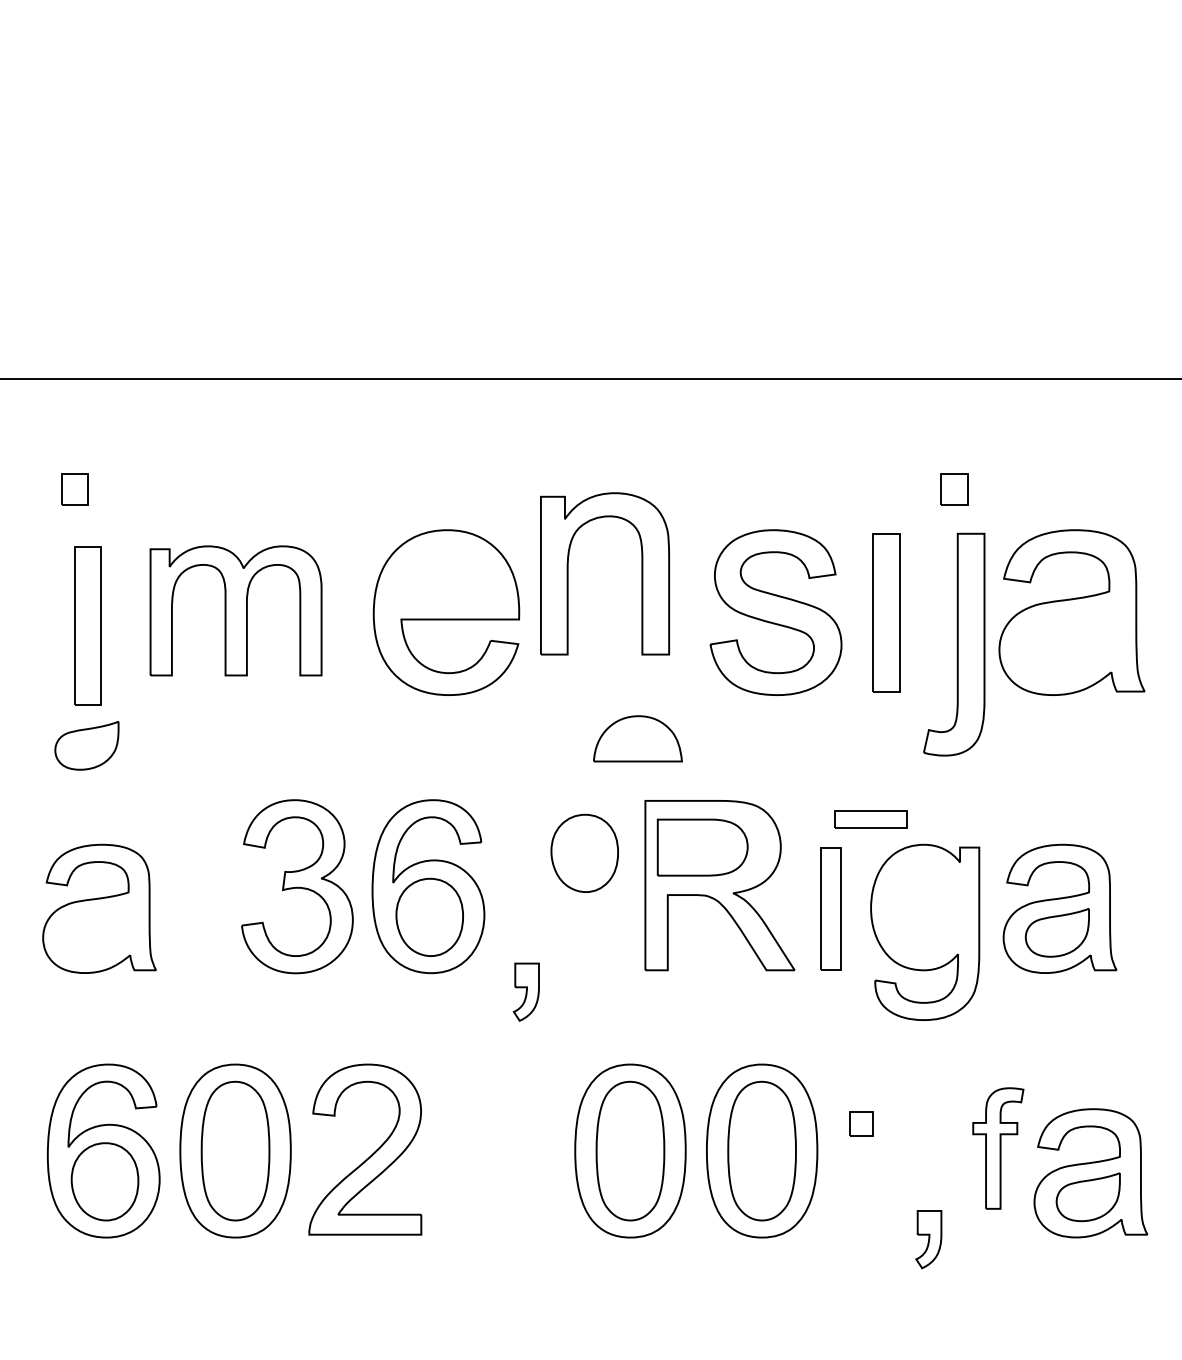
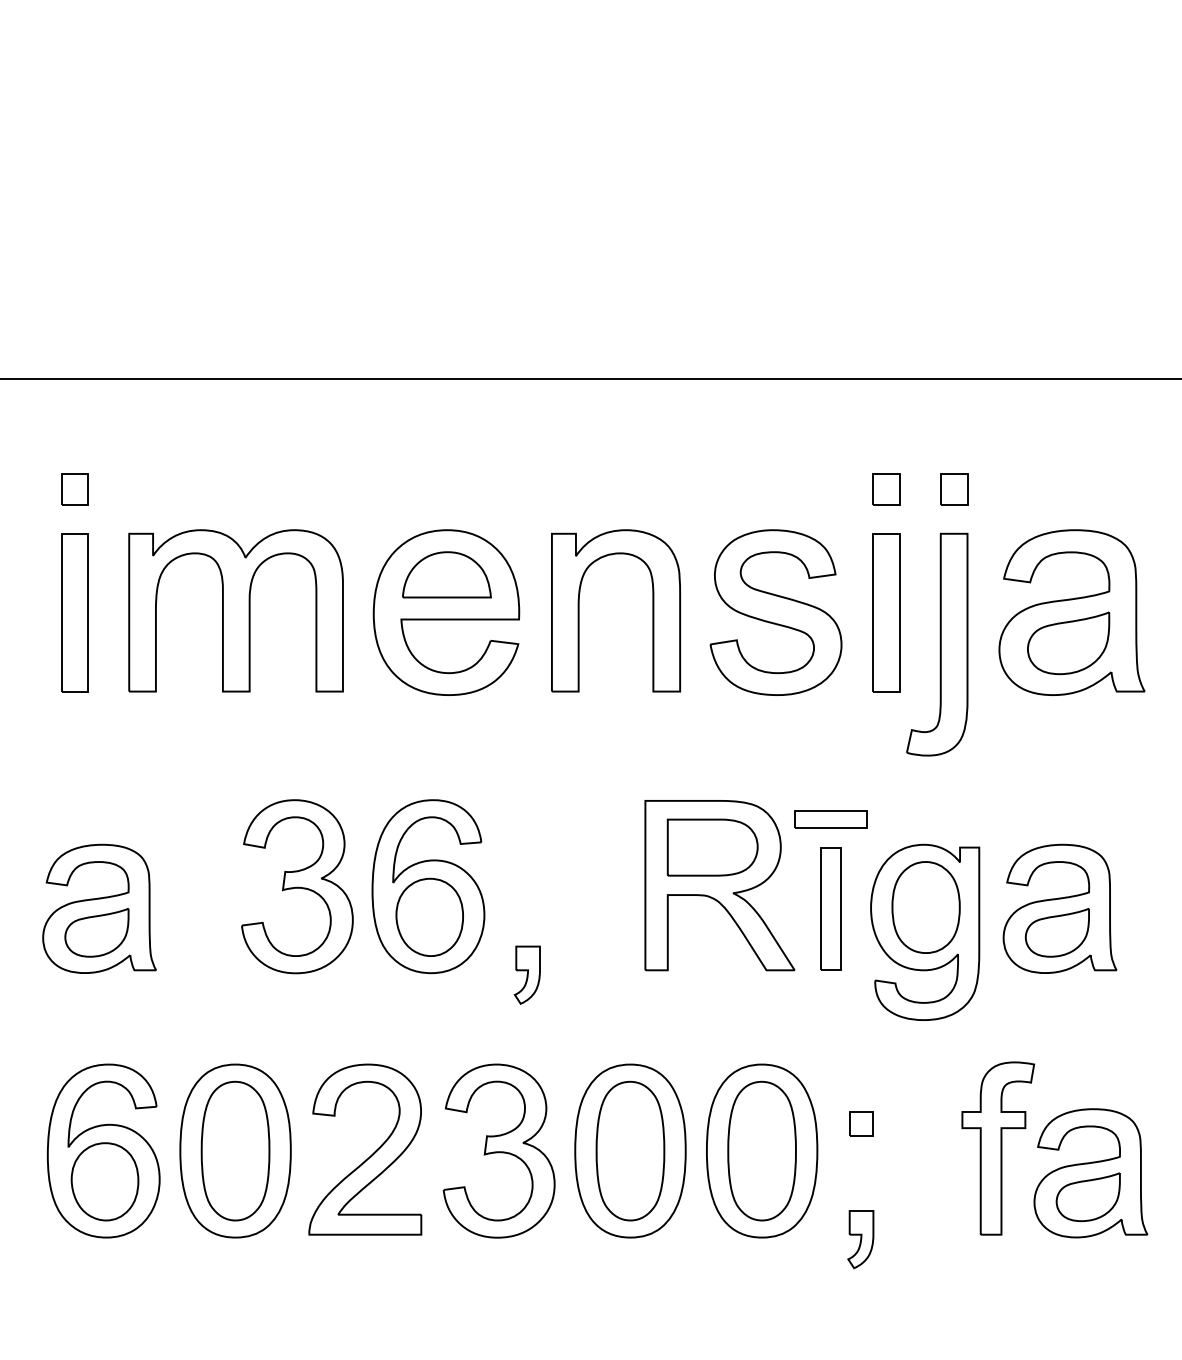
part: none -> present (886, 489)
part position: (568, 573) -> (579, 610) (579, 610)
part size: 174x132 px -> 216x164 px (235, 610)
part position: (87, 625) -> (74, 612) (74, 612)
part: none -> present (1068, 643)
part position: (954, 644) -> (937, 644) (937, 644)
part position: (637, 738) -> (446, 574) (446, 574)
part position: (86, 745) -> (96, 932) (96, 932)
part position: (870, 819) -> (830, 819) (830, 819)
part position: (702, 847) -> (712, 847) (712, 847)
part: present -> none (584, 852)
part: none -> present (925, 907)
part position: (525, 991) -> (526, 974) (526, 974)
part size: 53x123 px -> 75x175 px (998, 1148)
part: none -> present (498, 1150)
part position: (928, 1239) -> (860, 1239) (860, 1239)
